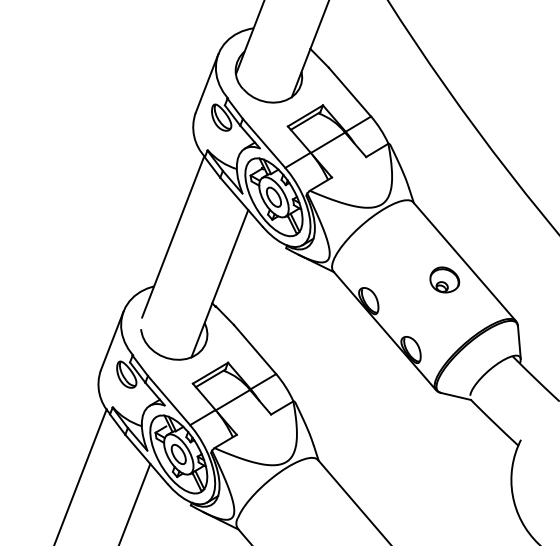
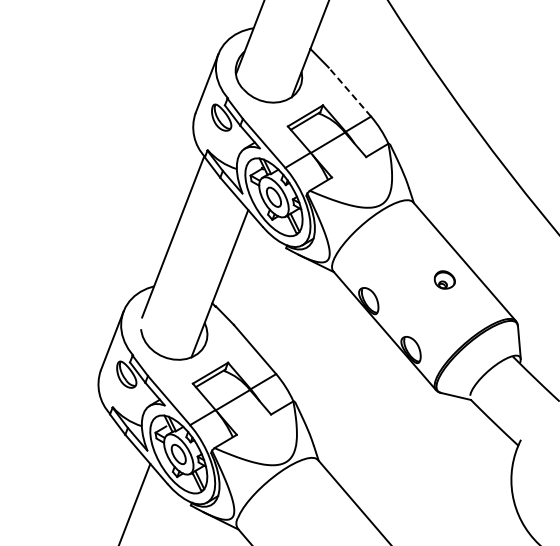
line: solid -> dashed (349, 91)
part size: 32x28 px -> 23x20 px (444, 279)
line: present -> none (80, 475)
